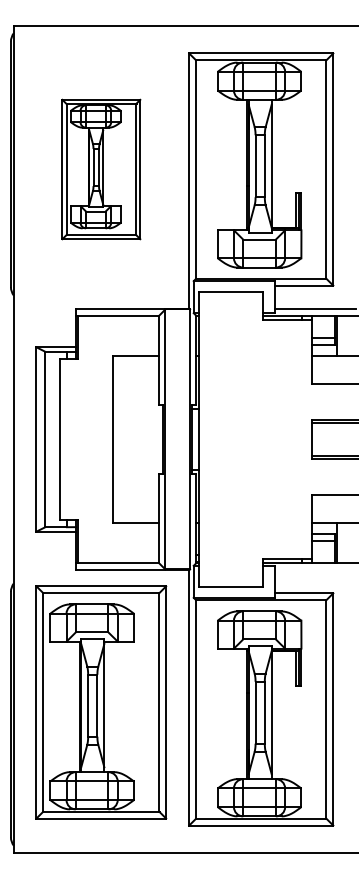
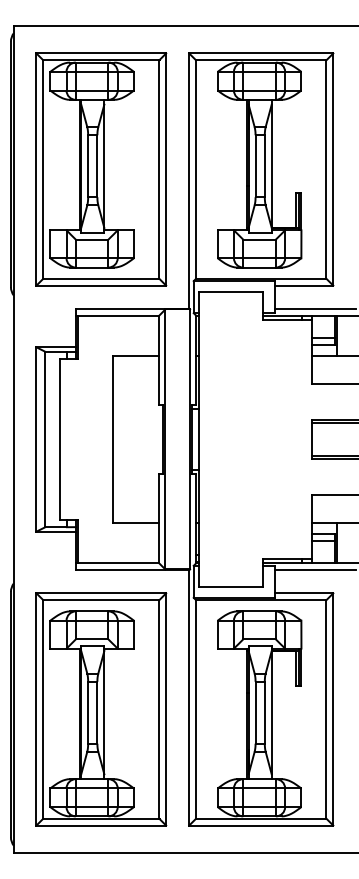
part size: 81x143 px -> 133x235 px (101, 169)
line: none -> present (314, 570)
part position: (101, 702) -> (101, 709) (101, 709)
